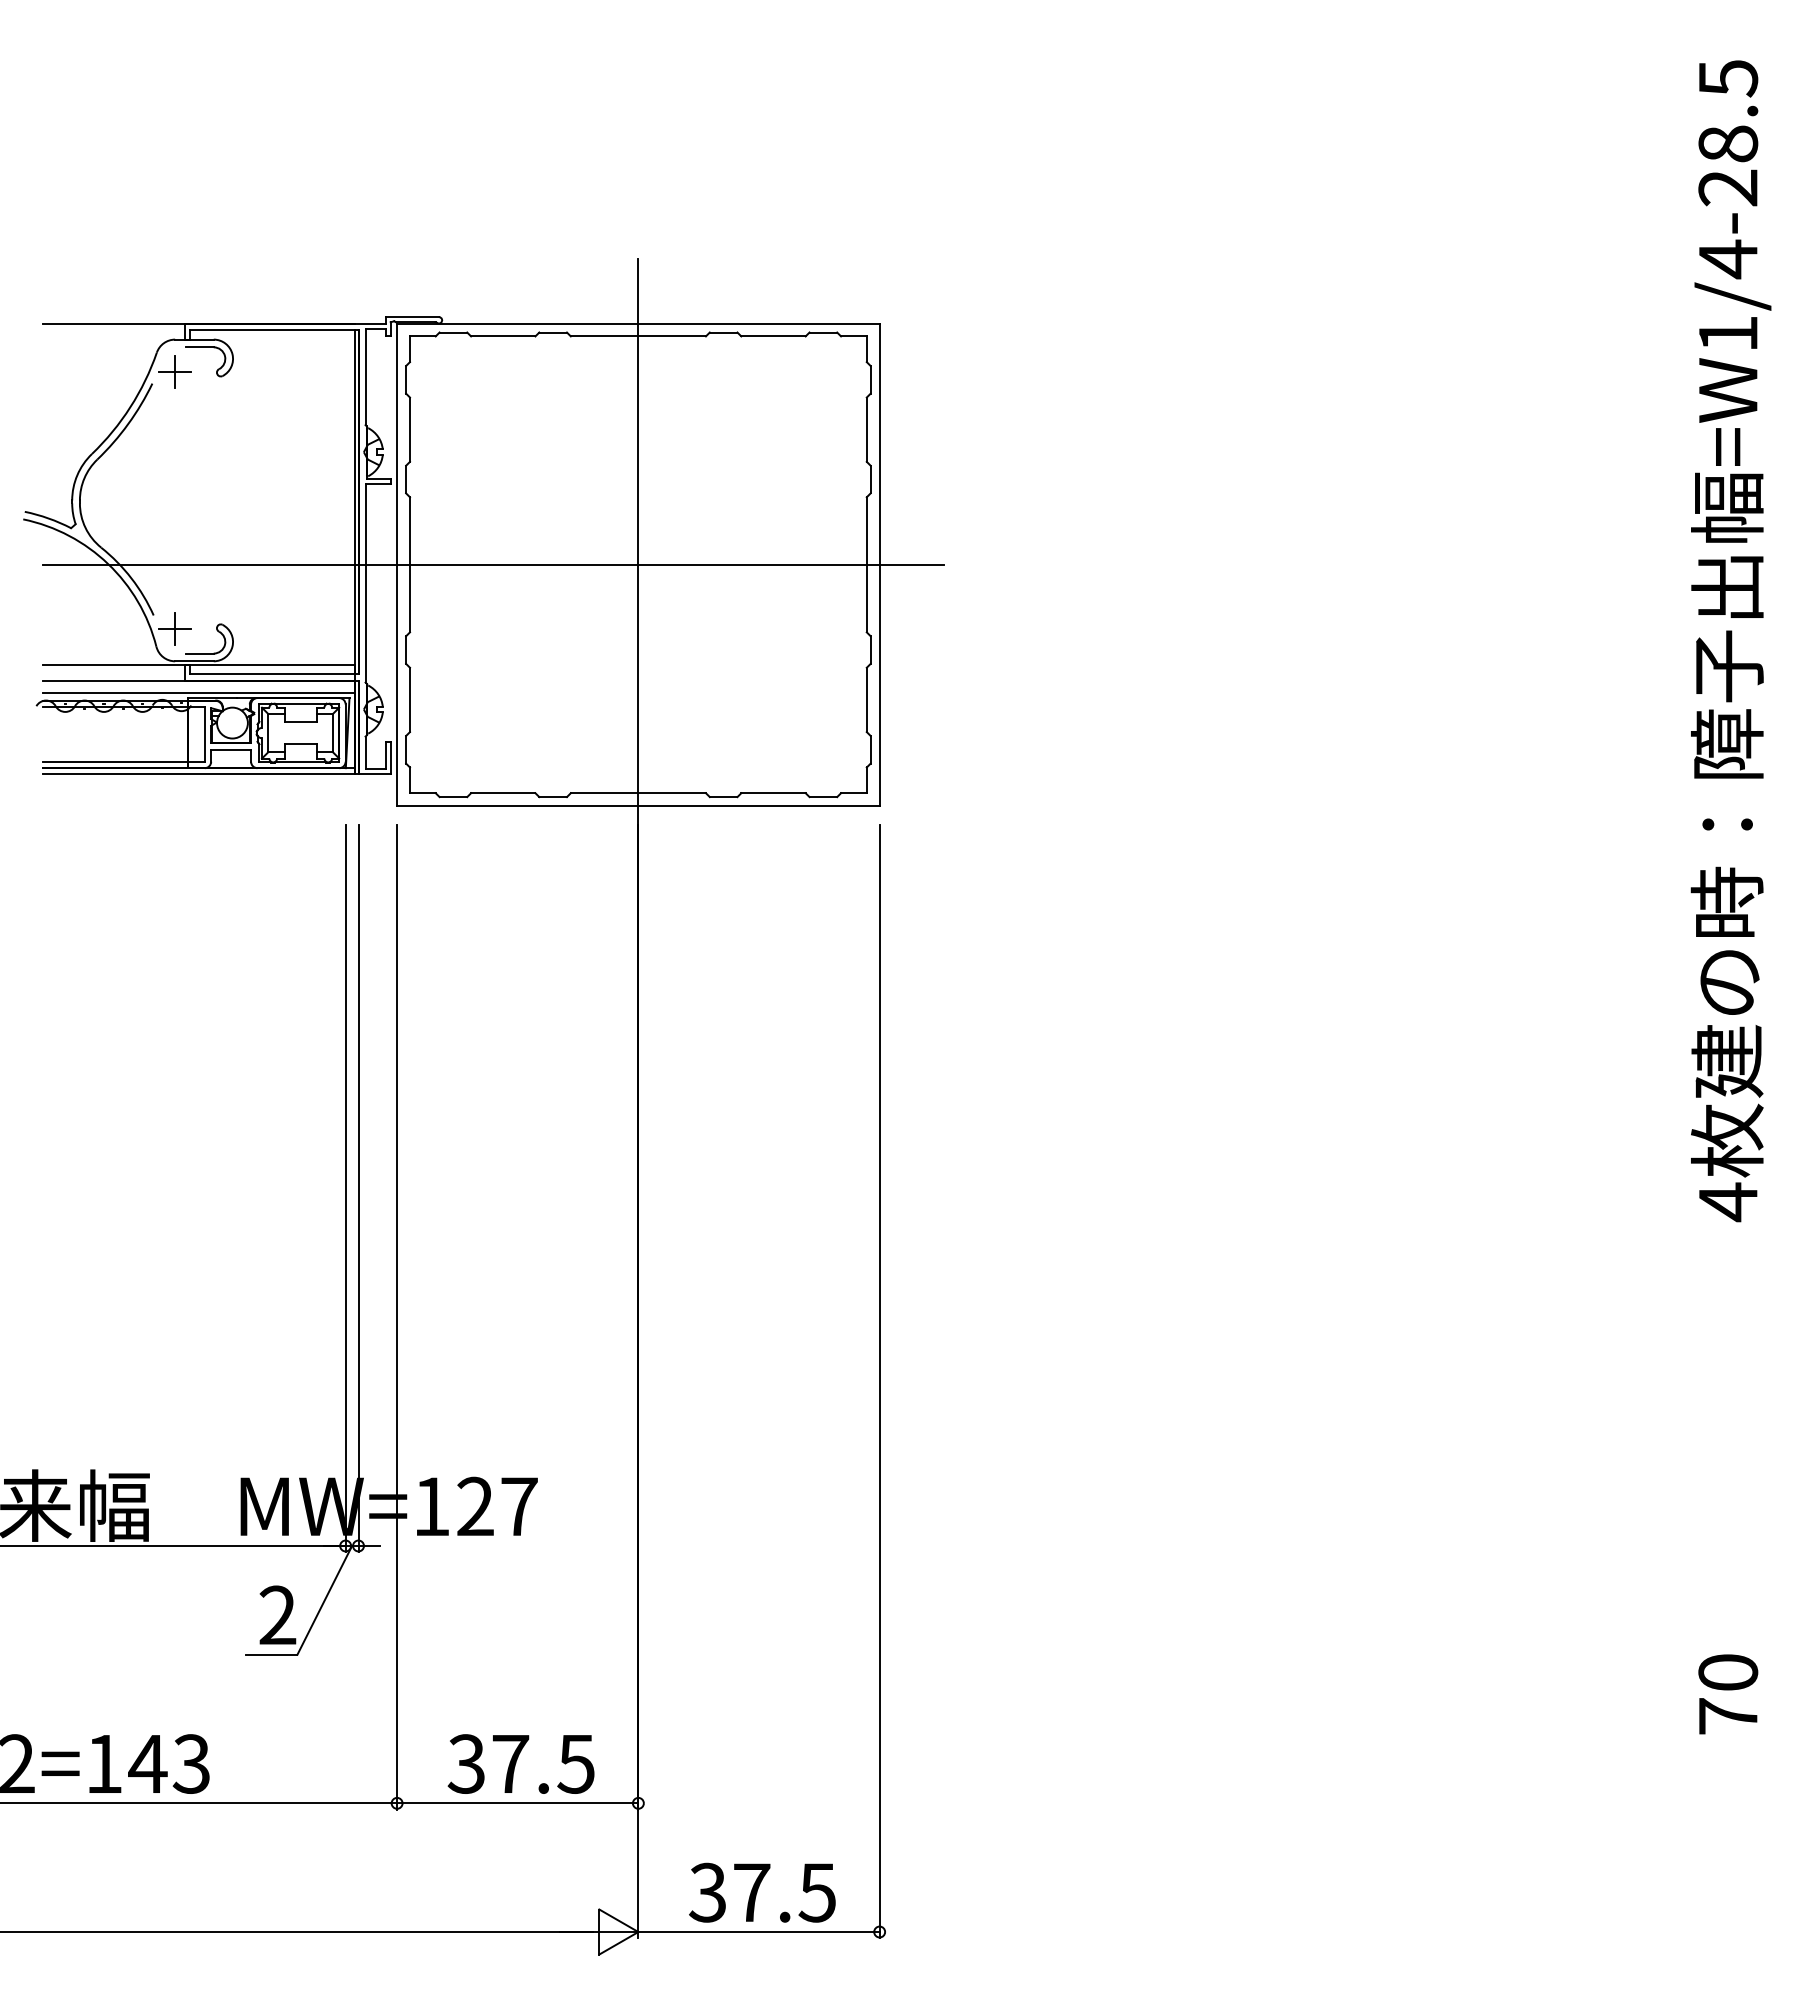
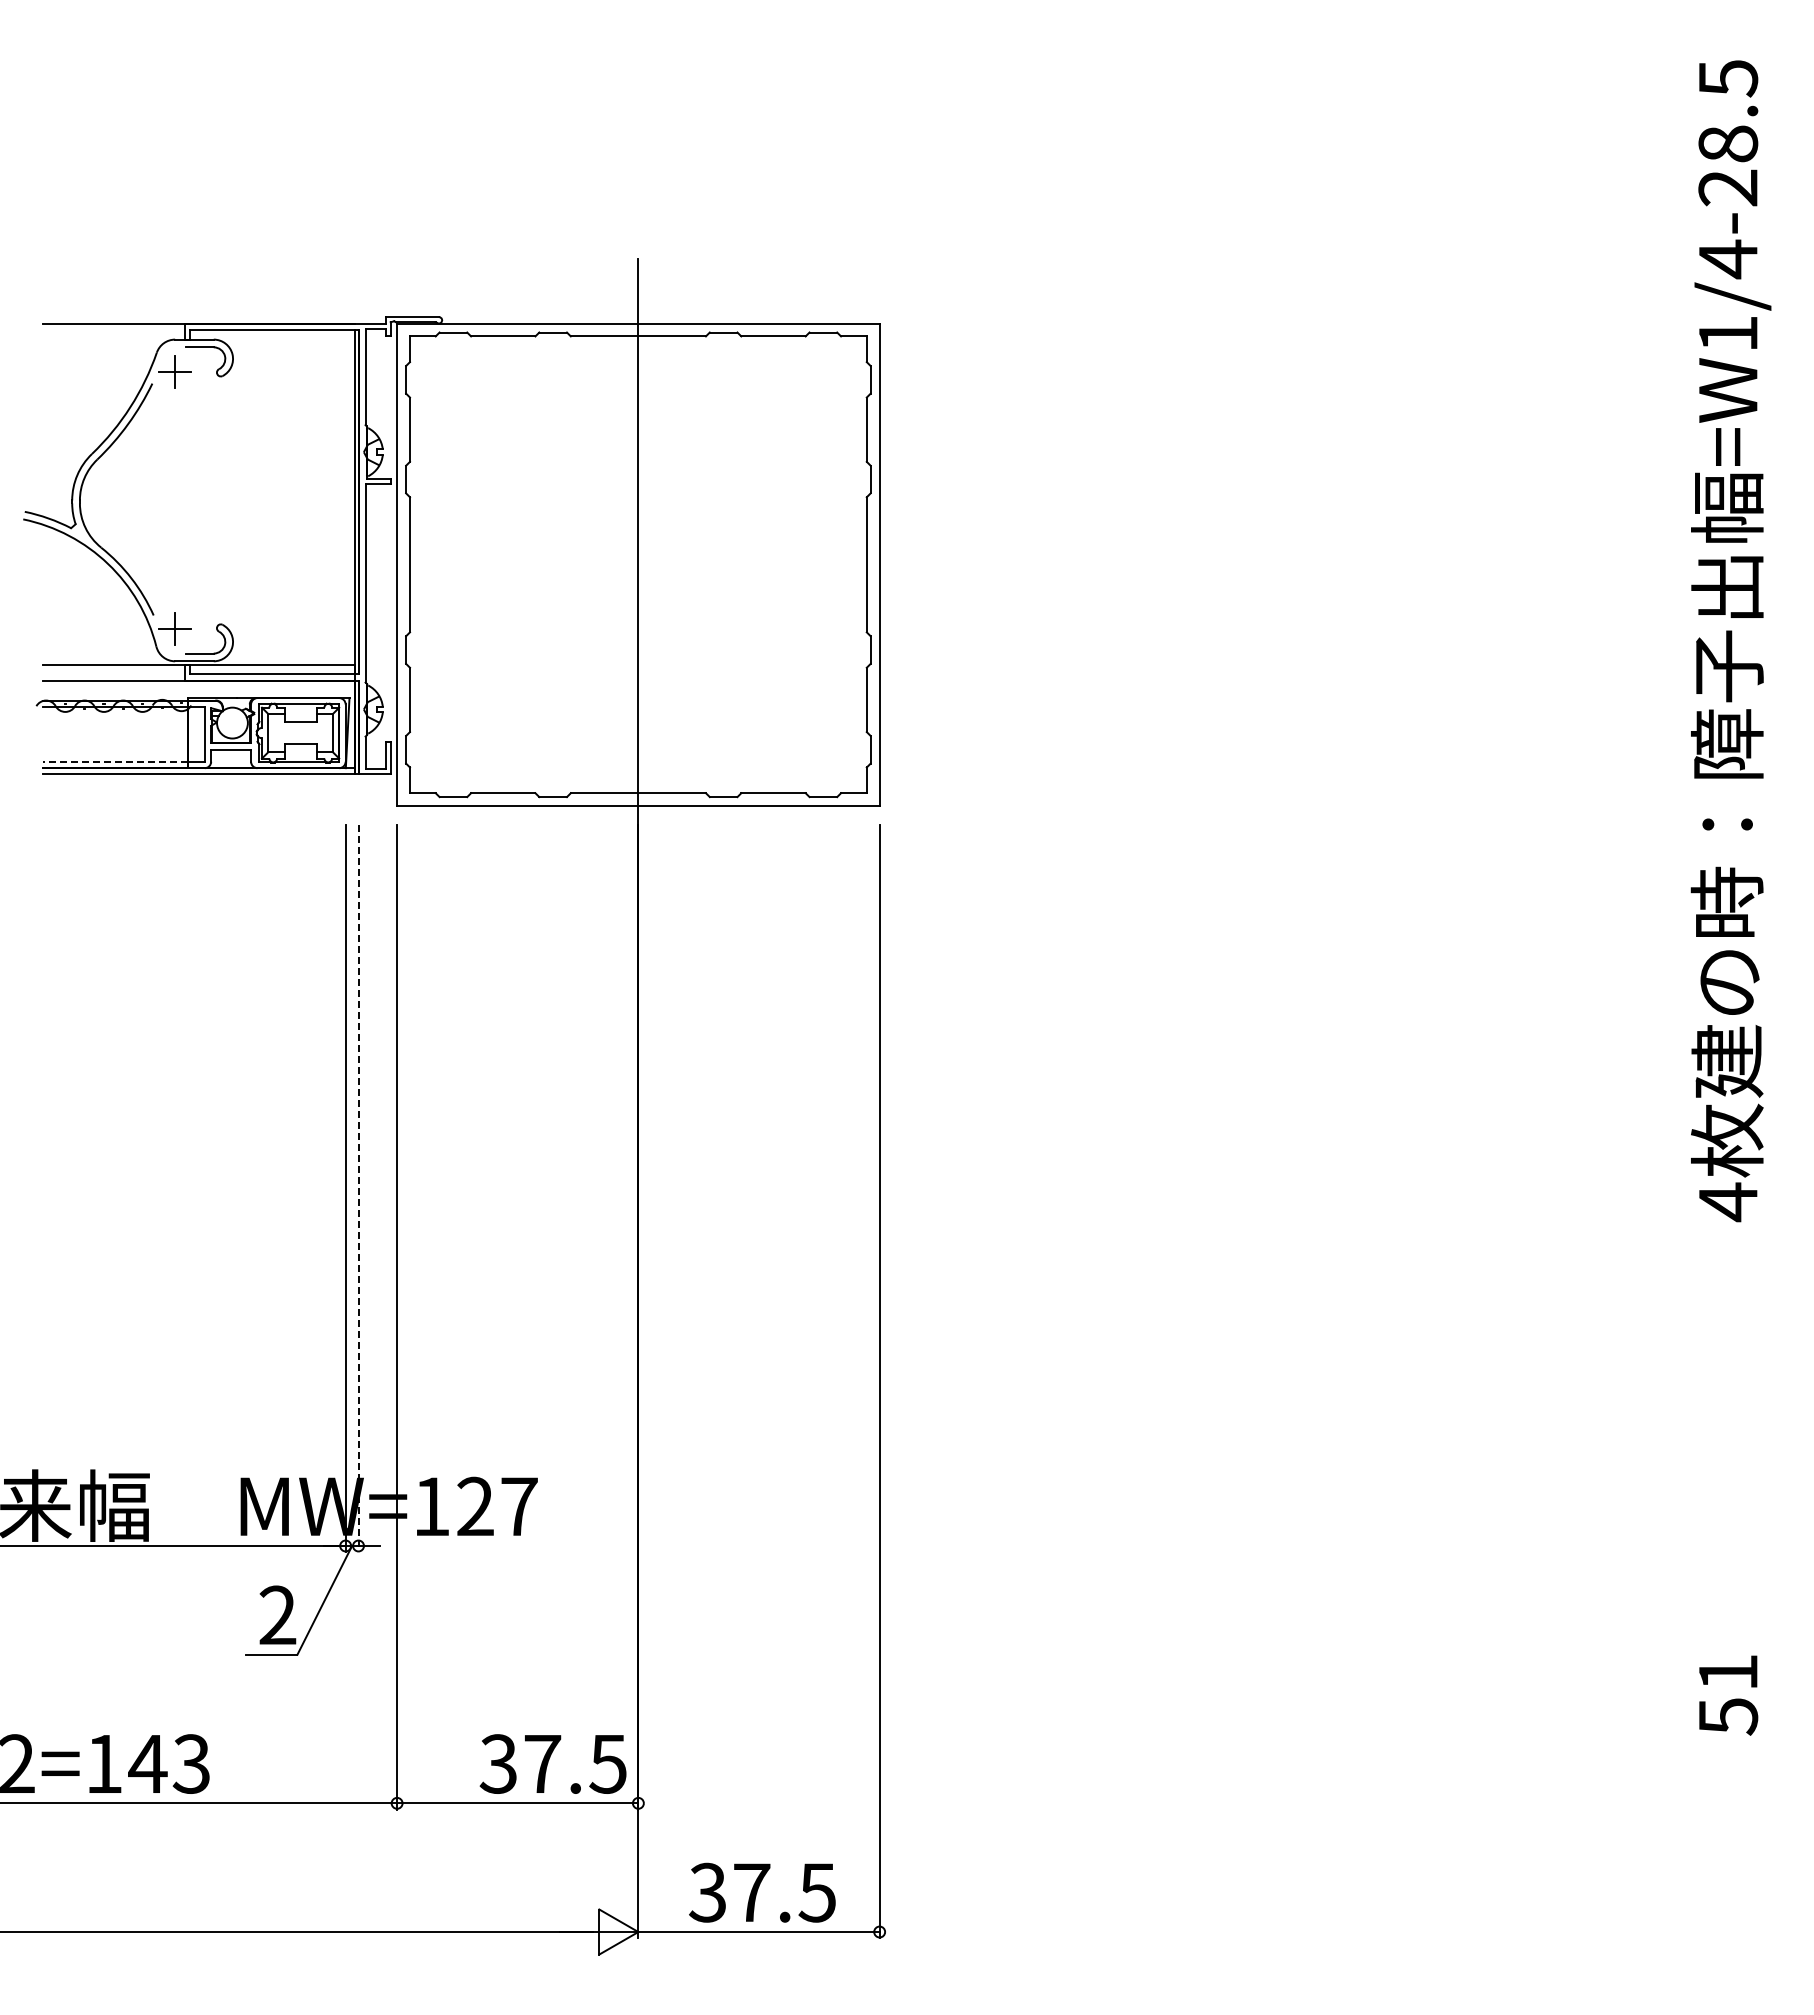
line: present -> none (493, 564)
line: present -> none (199, 693)
line: solid -> dashed (115, 761)
line: solid -> dashed (358, 1188)
text: 70 -> 51 (1728, 1694)
text position: (520, 1763) -> (552, 1763) (552, 1763)
